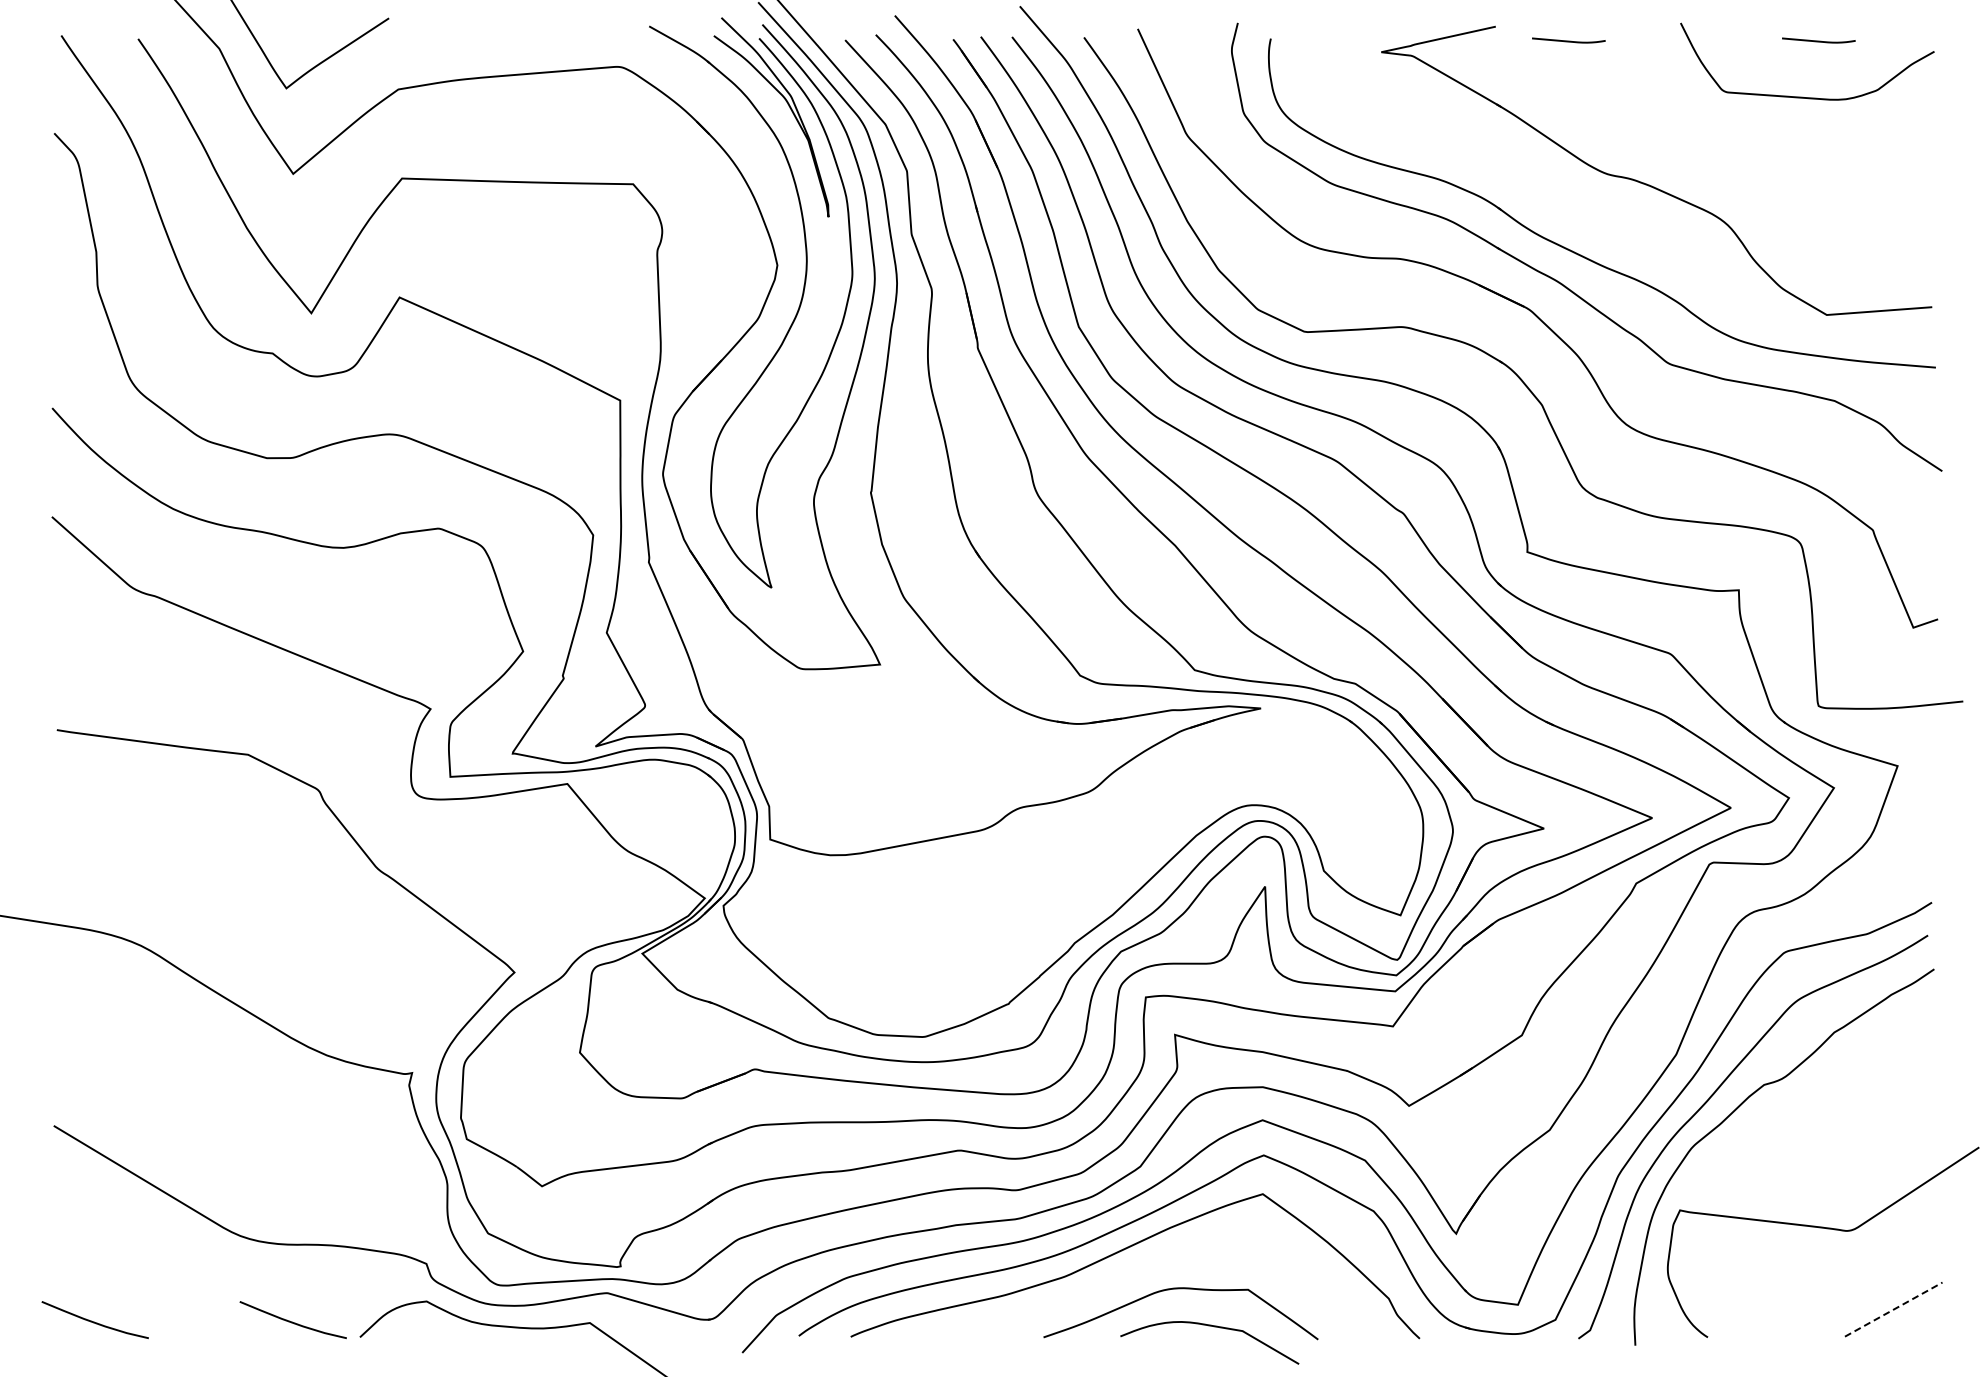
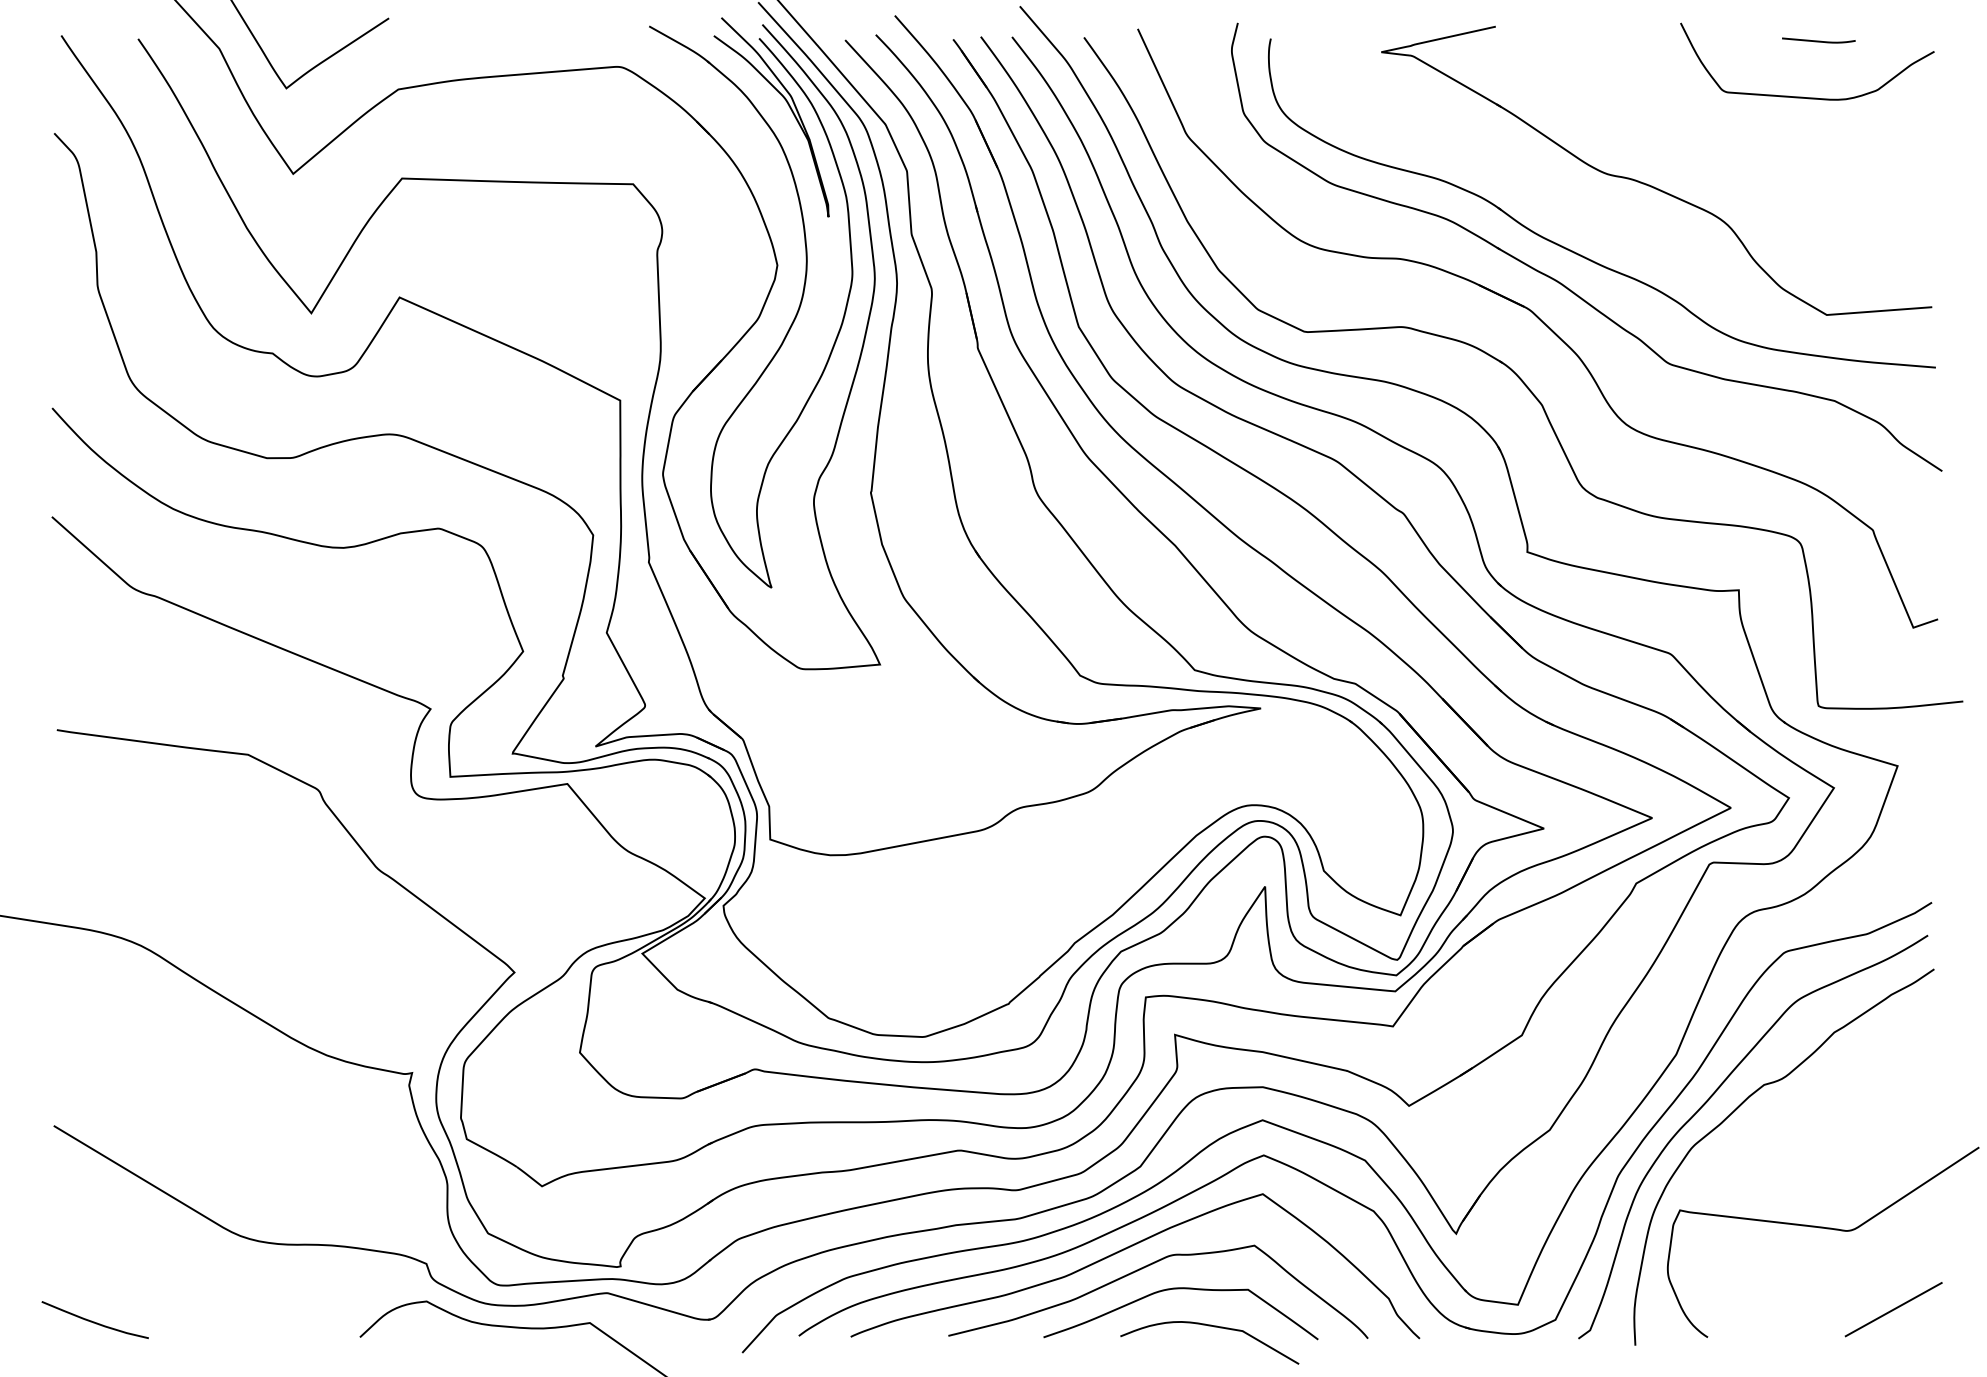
curve: present -> none (1568, 40)
curve: none -> present (1146, 1267)
line: dashed -> solid (1893, 1309)
curve: present -> none (292, 1321)
